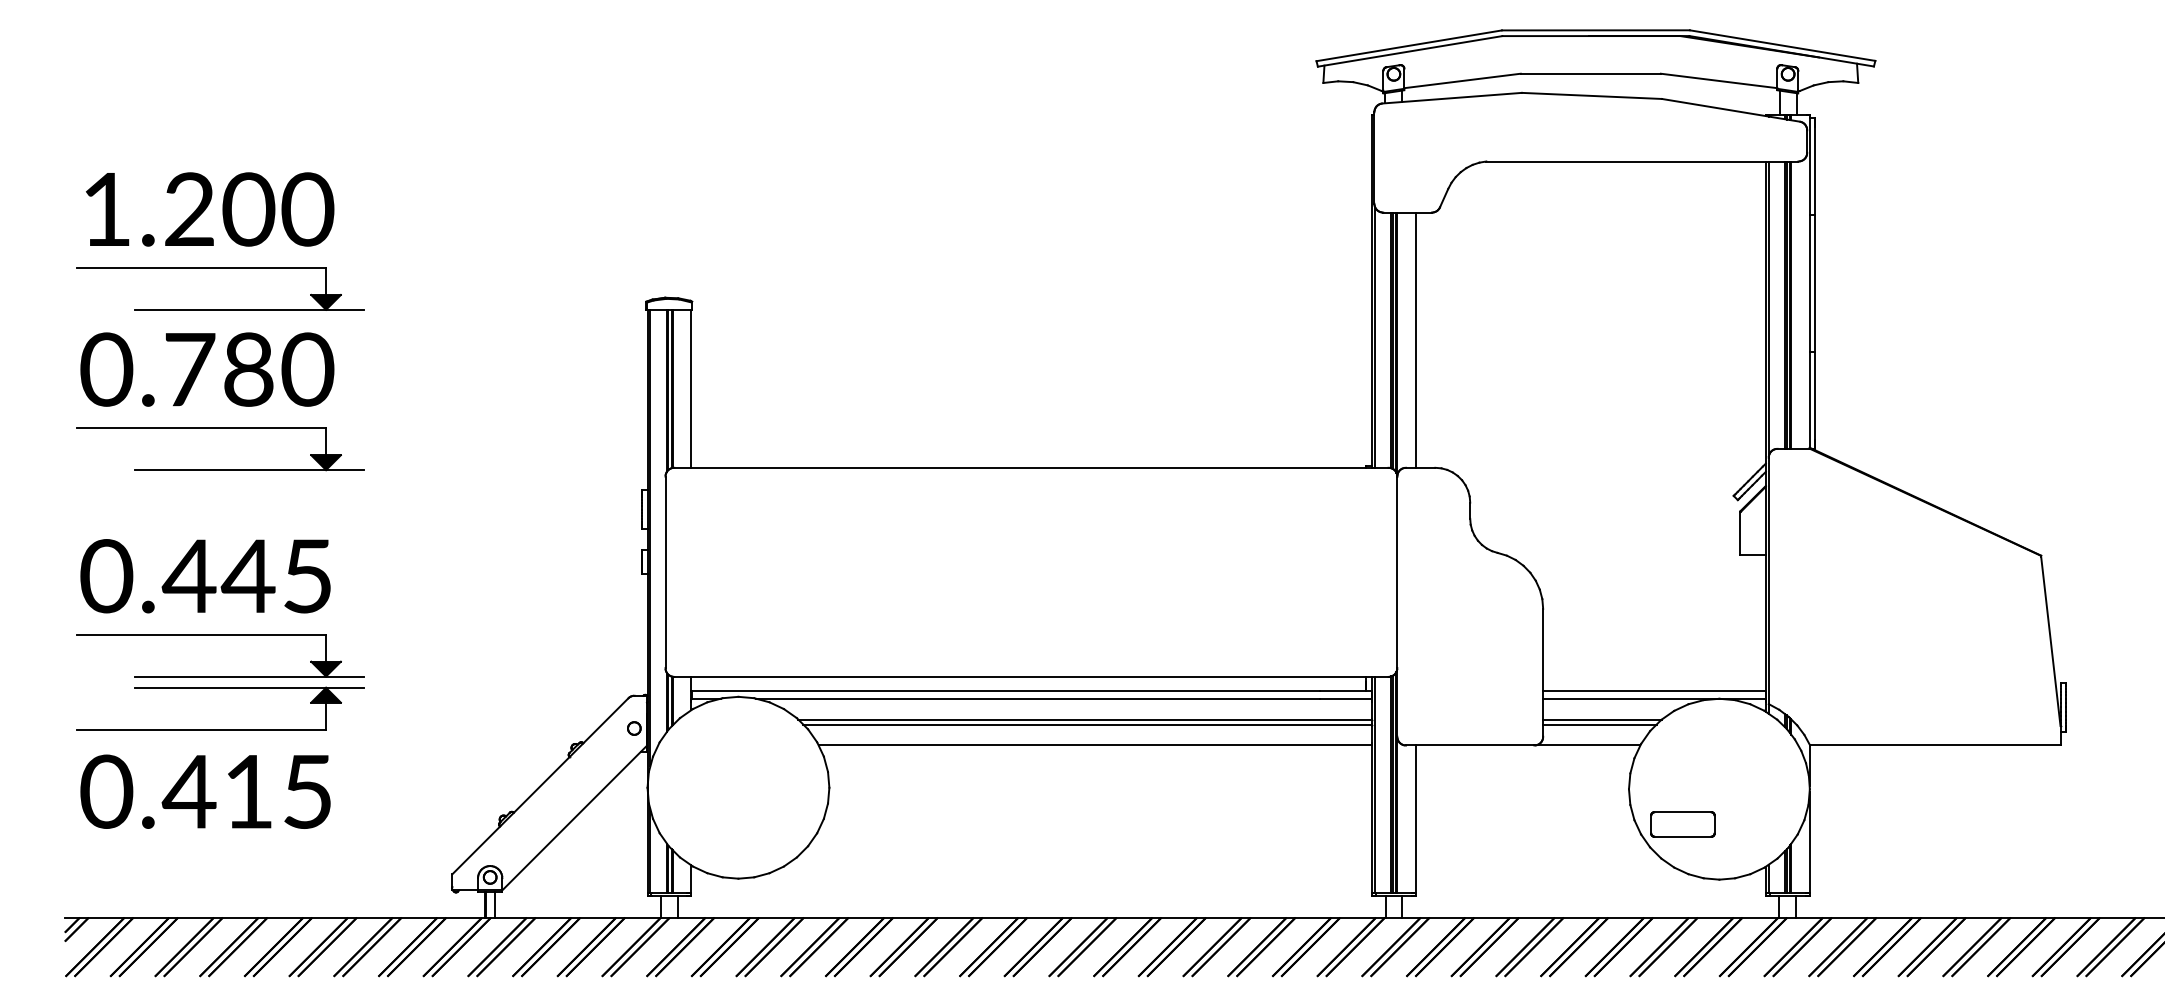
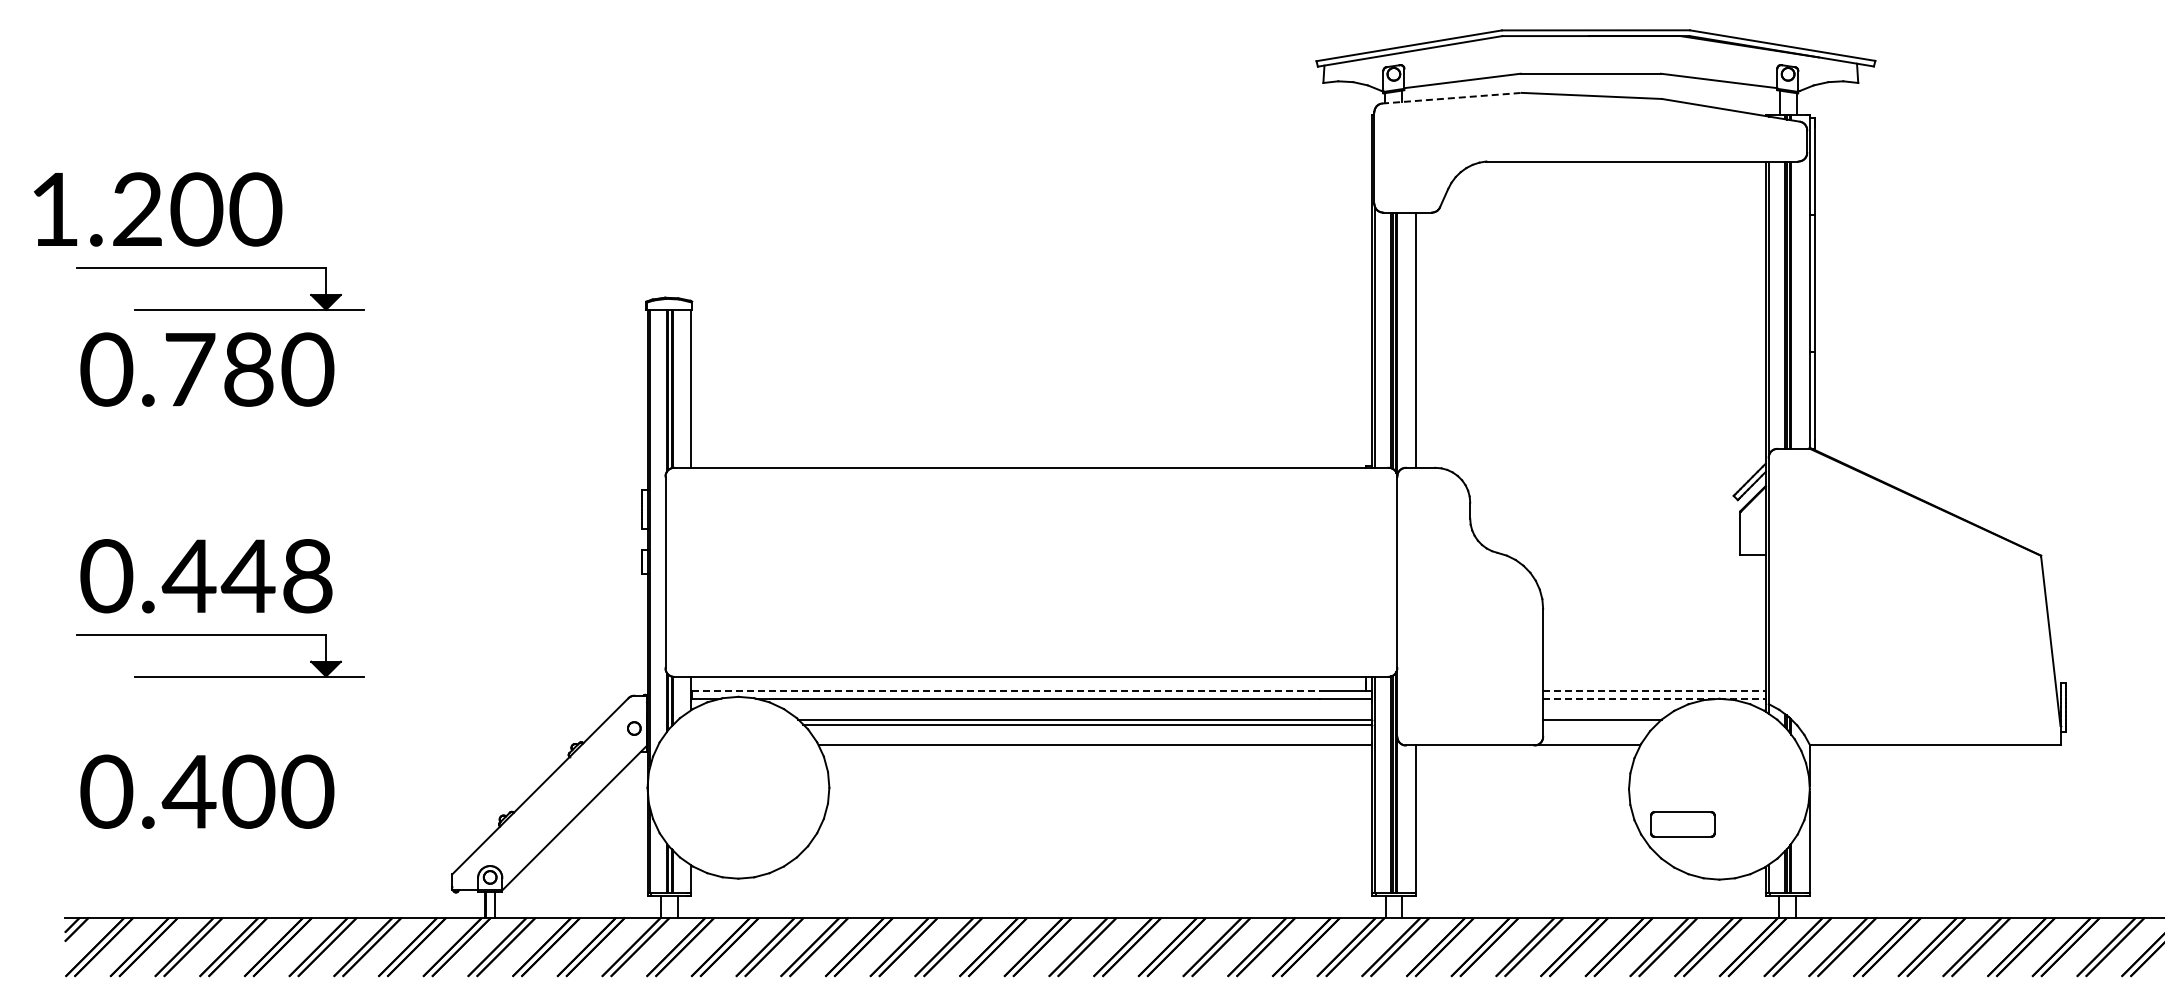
line: solid -> dashed (1452, 98)
text position: (210, 209) -> (158, 209) (158, 209)
part: present -> none (220, 469)
text: 0.445 -> 0.448 (307, 576)
part: present -> none (220, 688)
line: solid -> dashed (1006, 691)
line: solid -> dashed (1654, 691)
line: solid -> dashed (1654, 698)
line: present -> none (1599, 724)
text: 0.415 -> 0.400 (278, 791)
